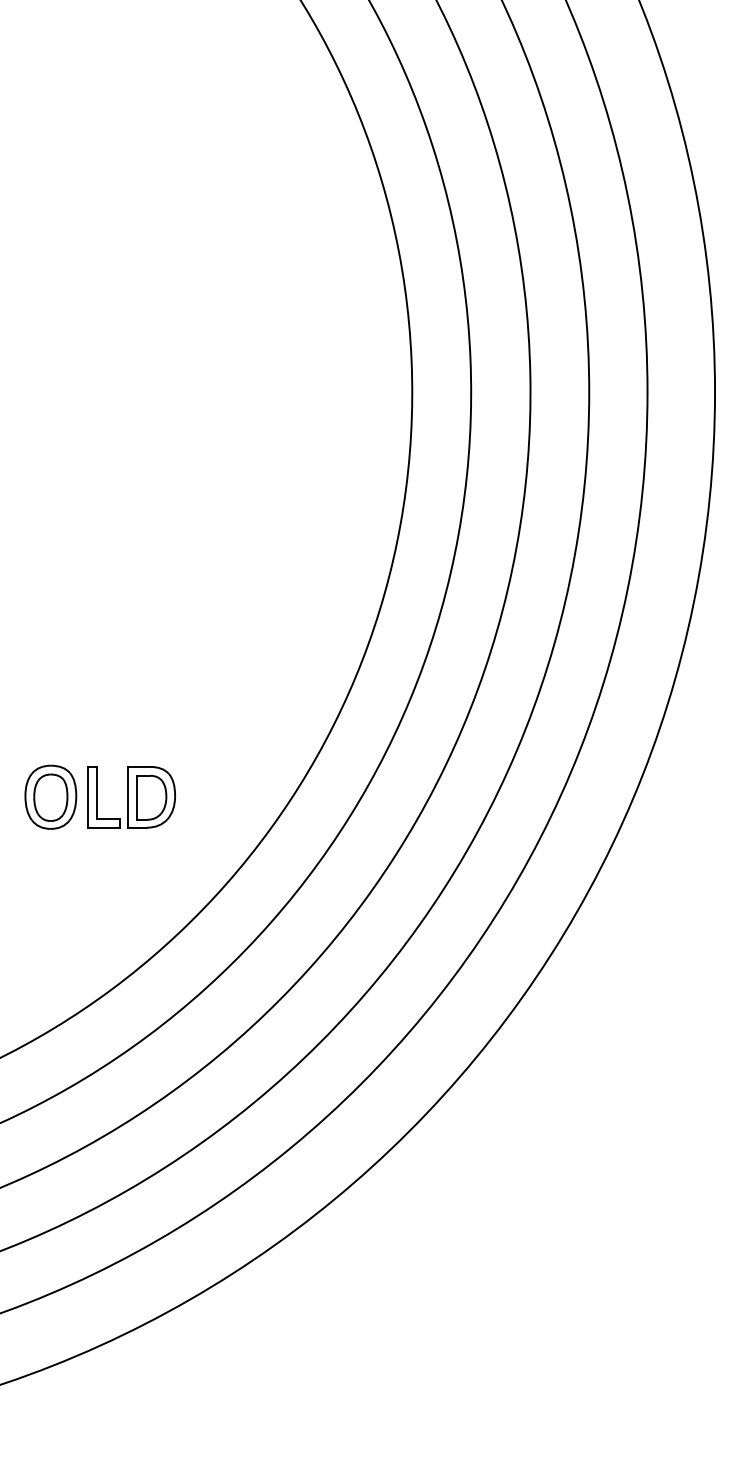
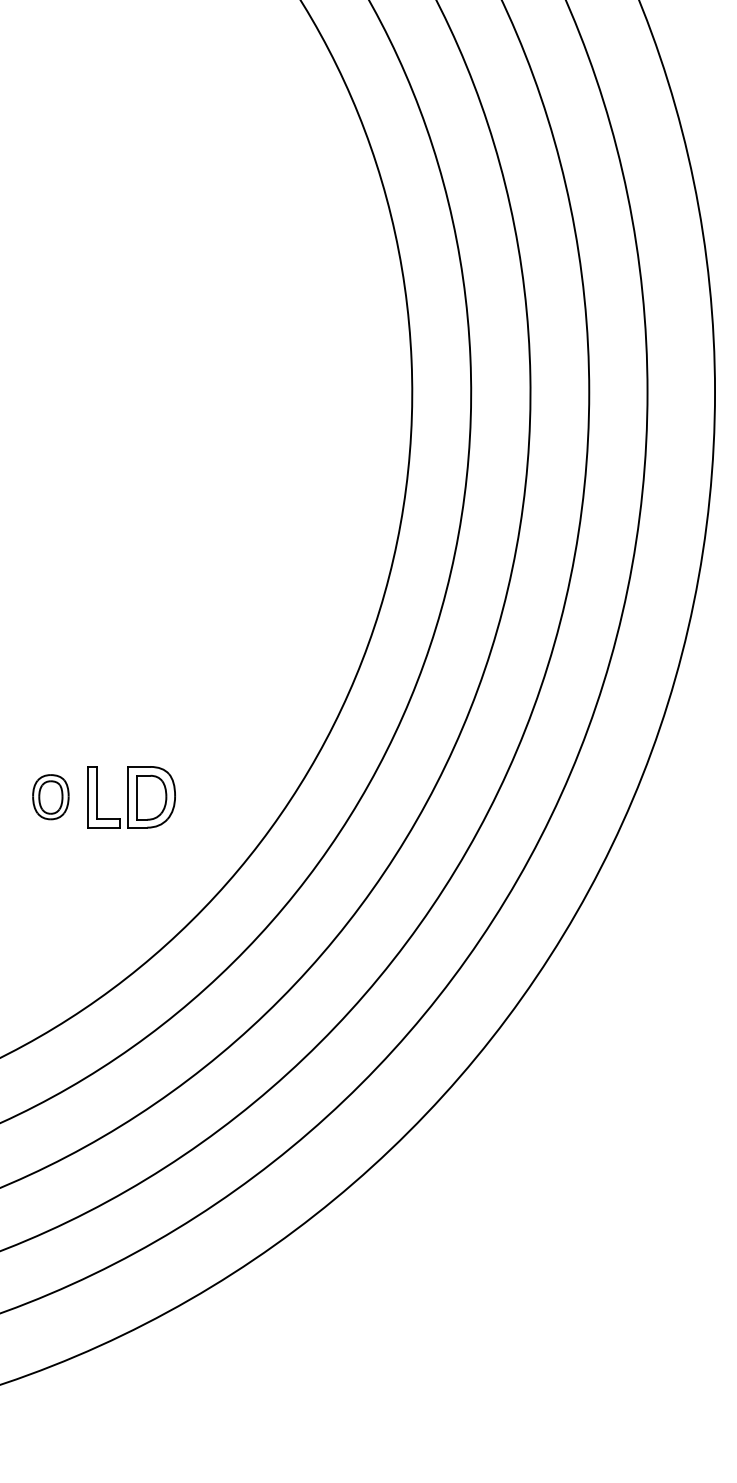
part size: 54x66 px -> 38x47 px (50, 797)
